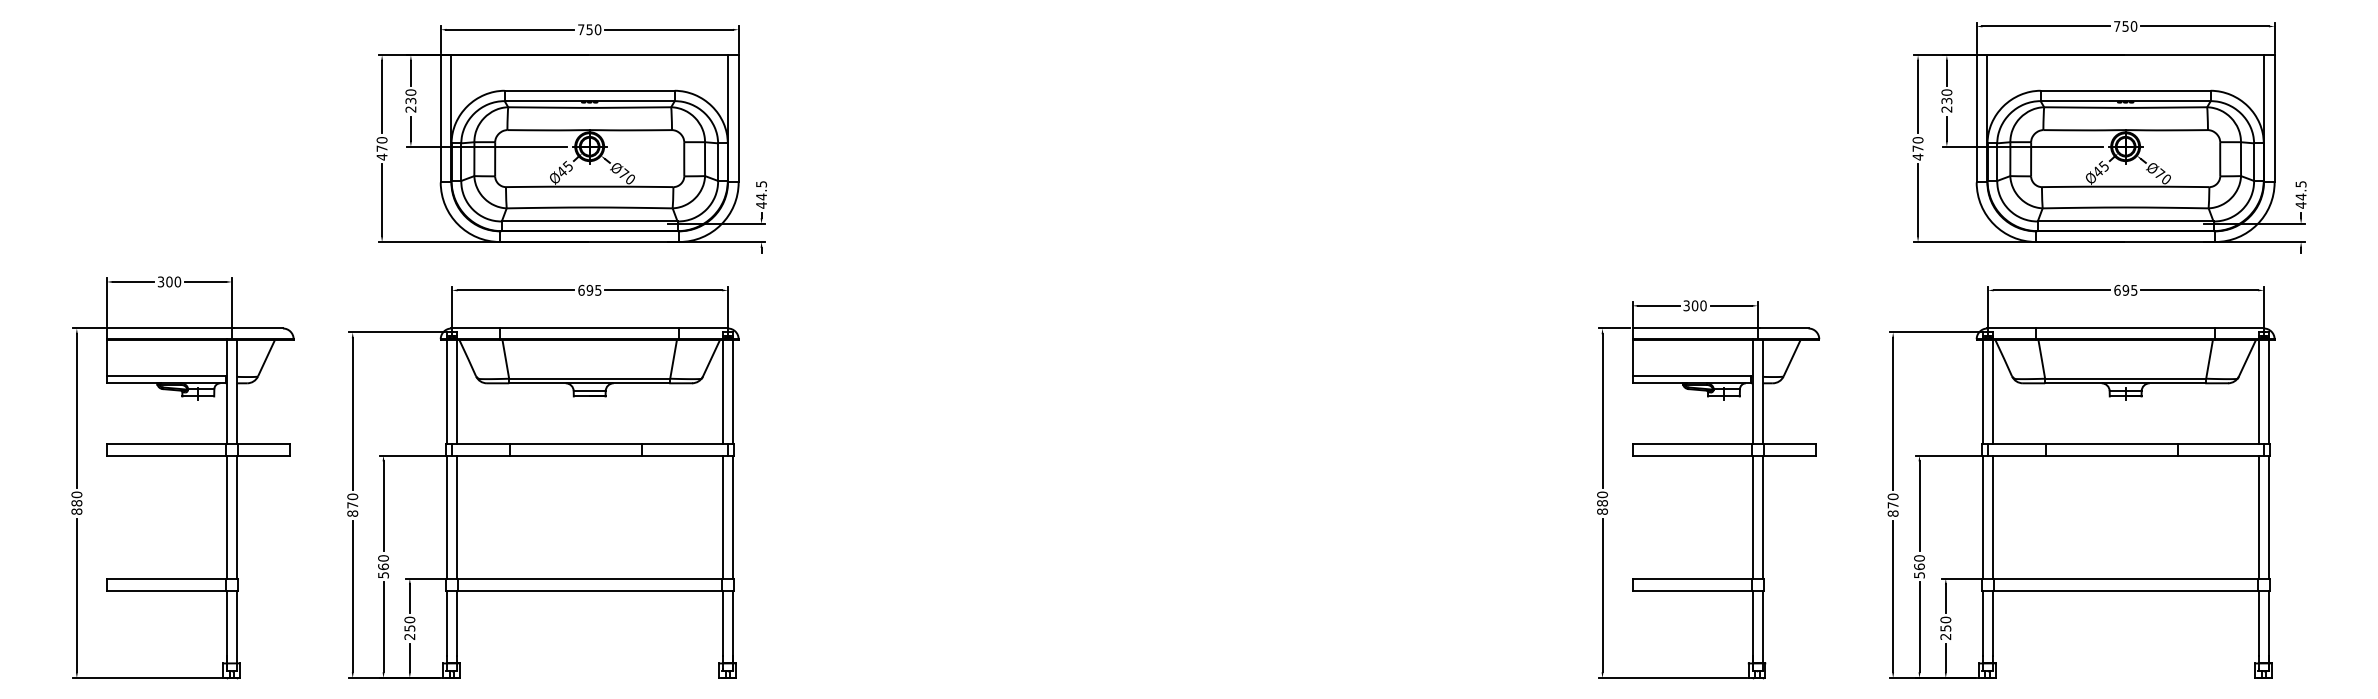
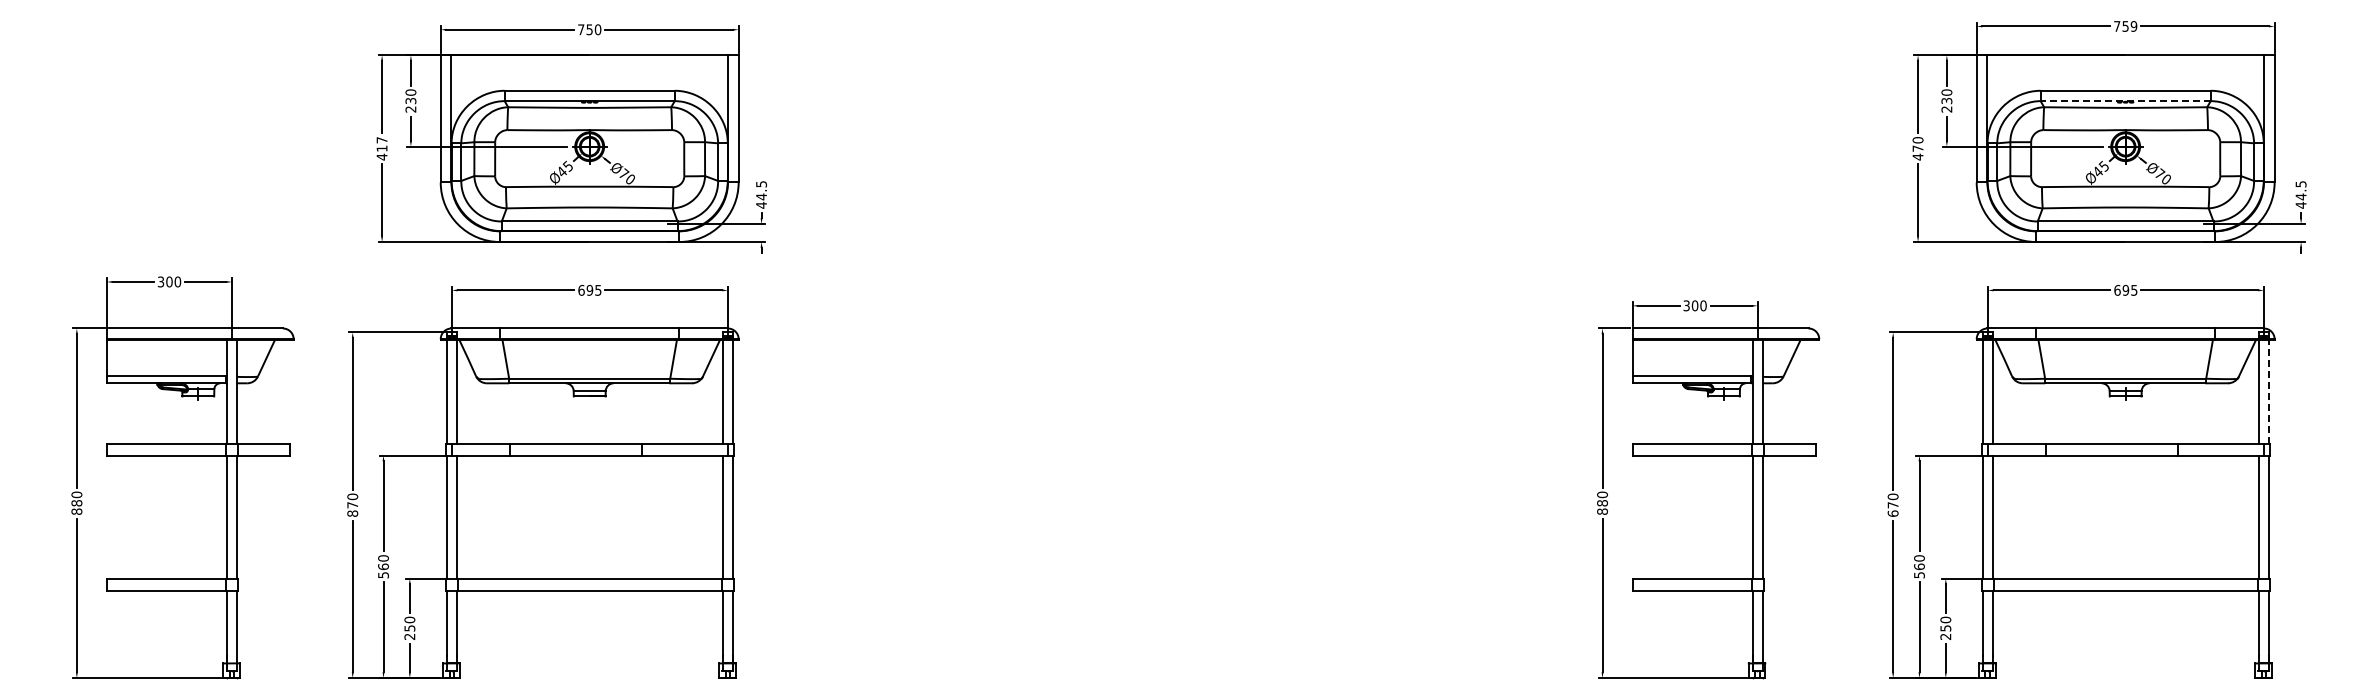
text: 750 -> 759 (2133, 26)
line: solid -> dashed (2125, 101)
text: 470 -> 417 (381, 144)
line: solid -> dashed (2269, 390)
text: 870 -> 670 (1892, 513)
